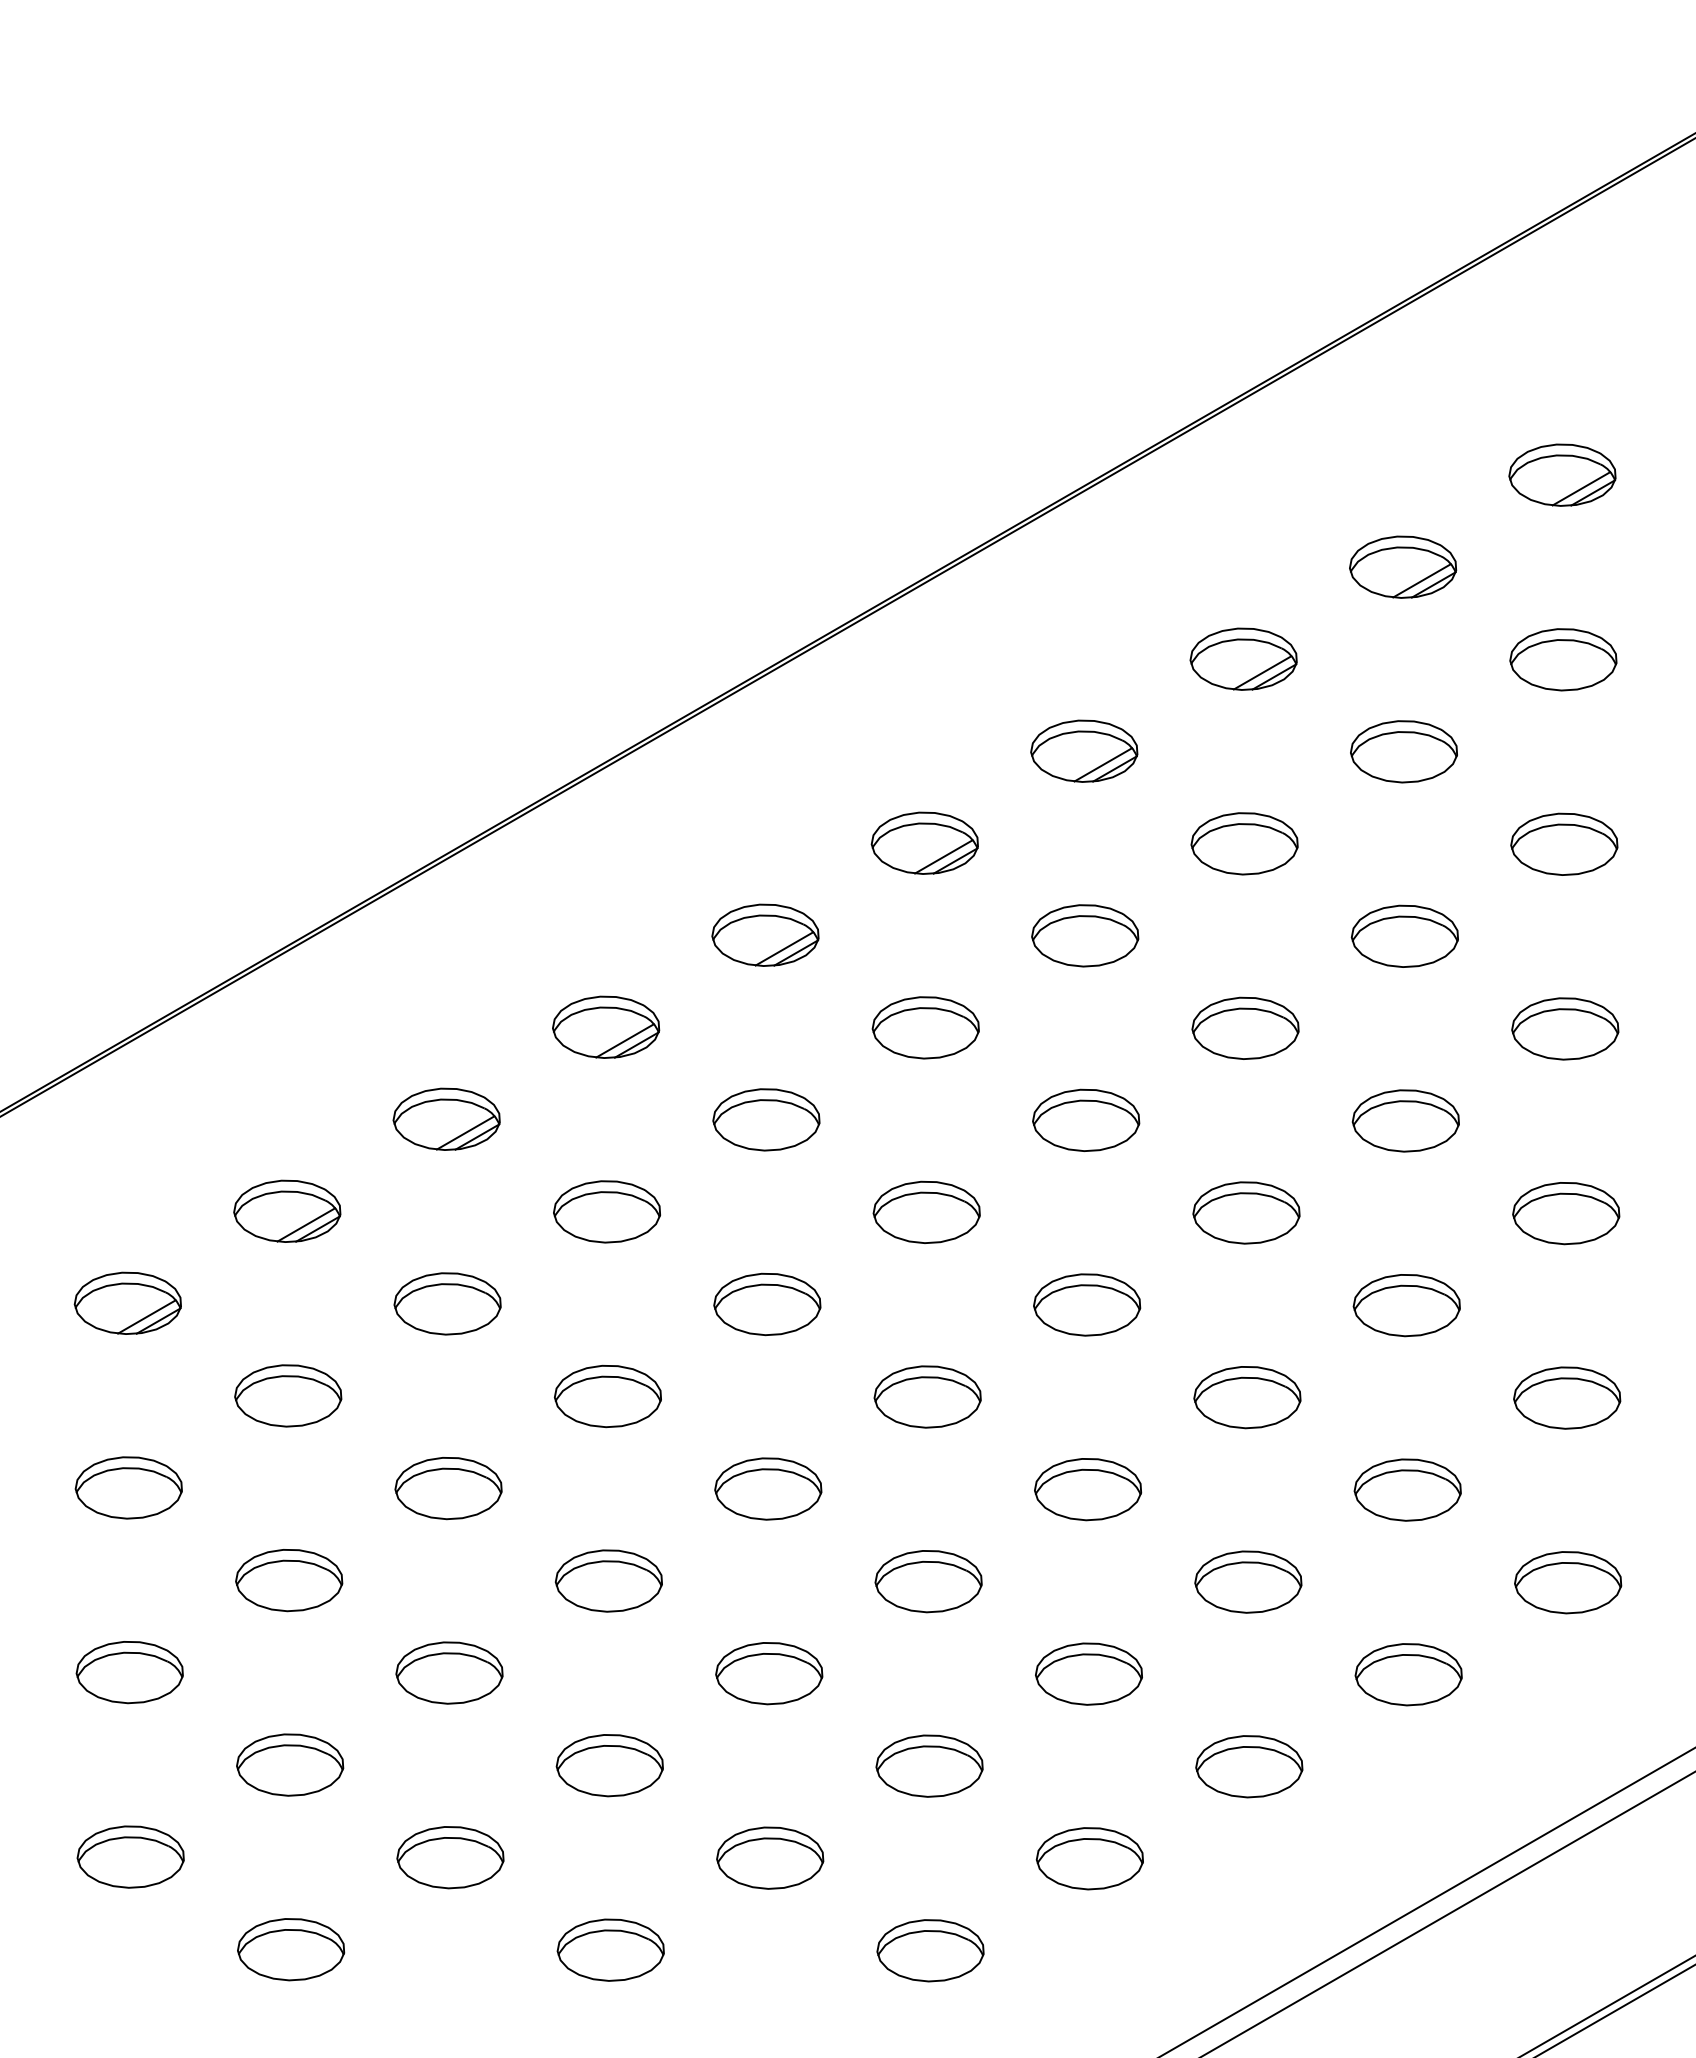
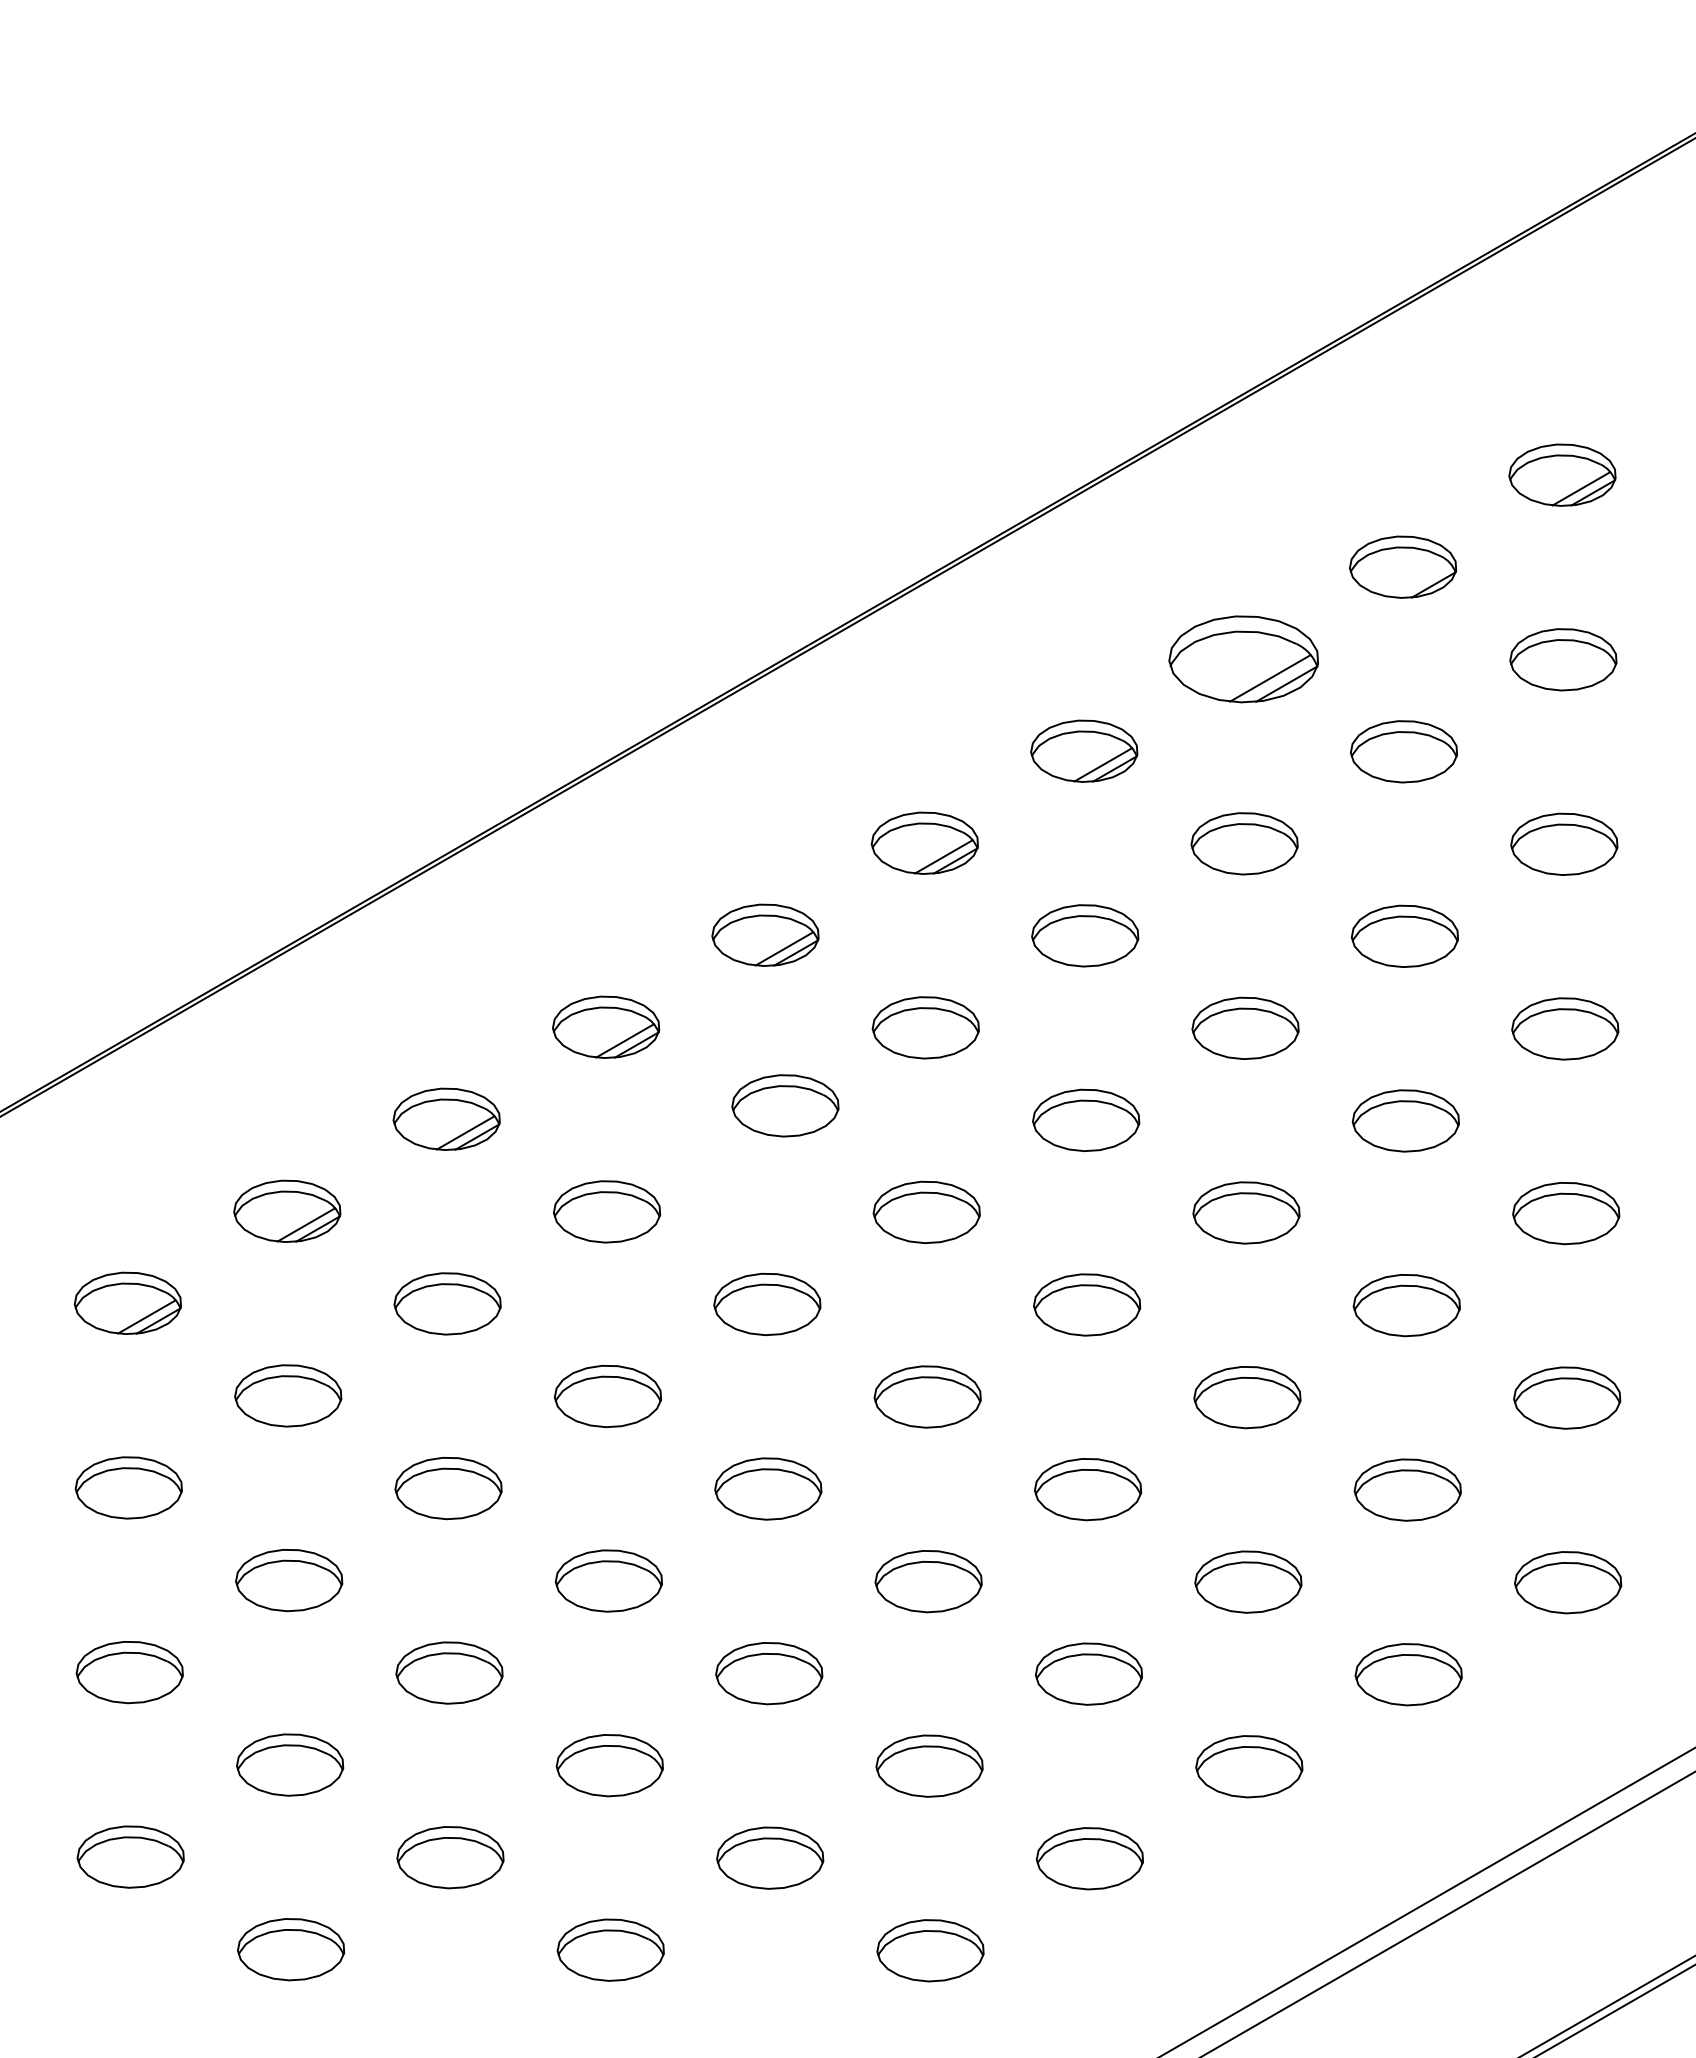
line: present -> none (1421, 580)
part size: 109x64 px -> 151x89 px (1243, 659)
part position: (766, 1119) -> (785, 1105) (785, 1105)
